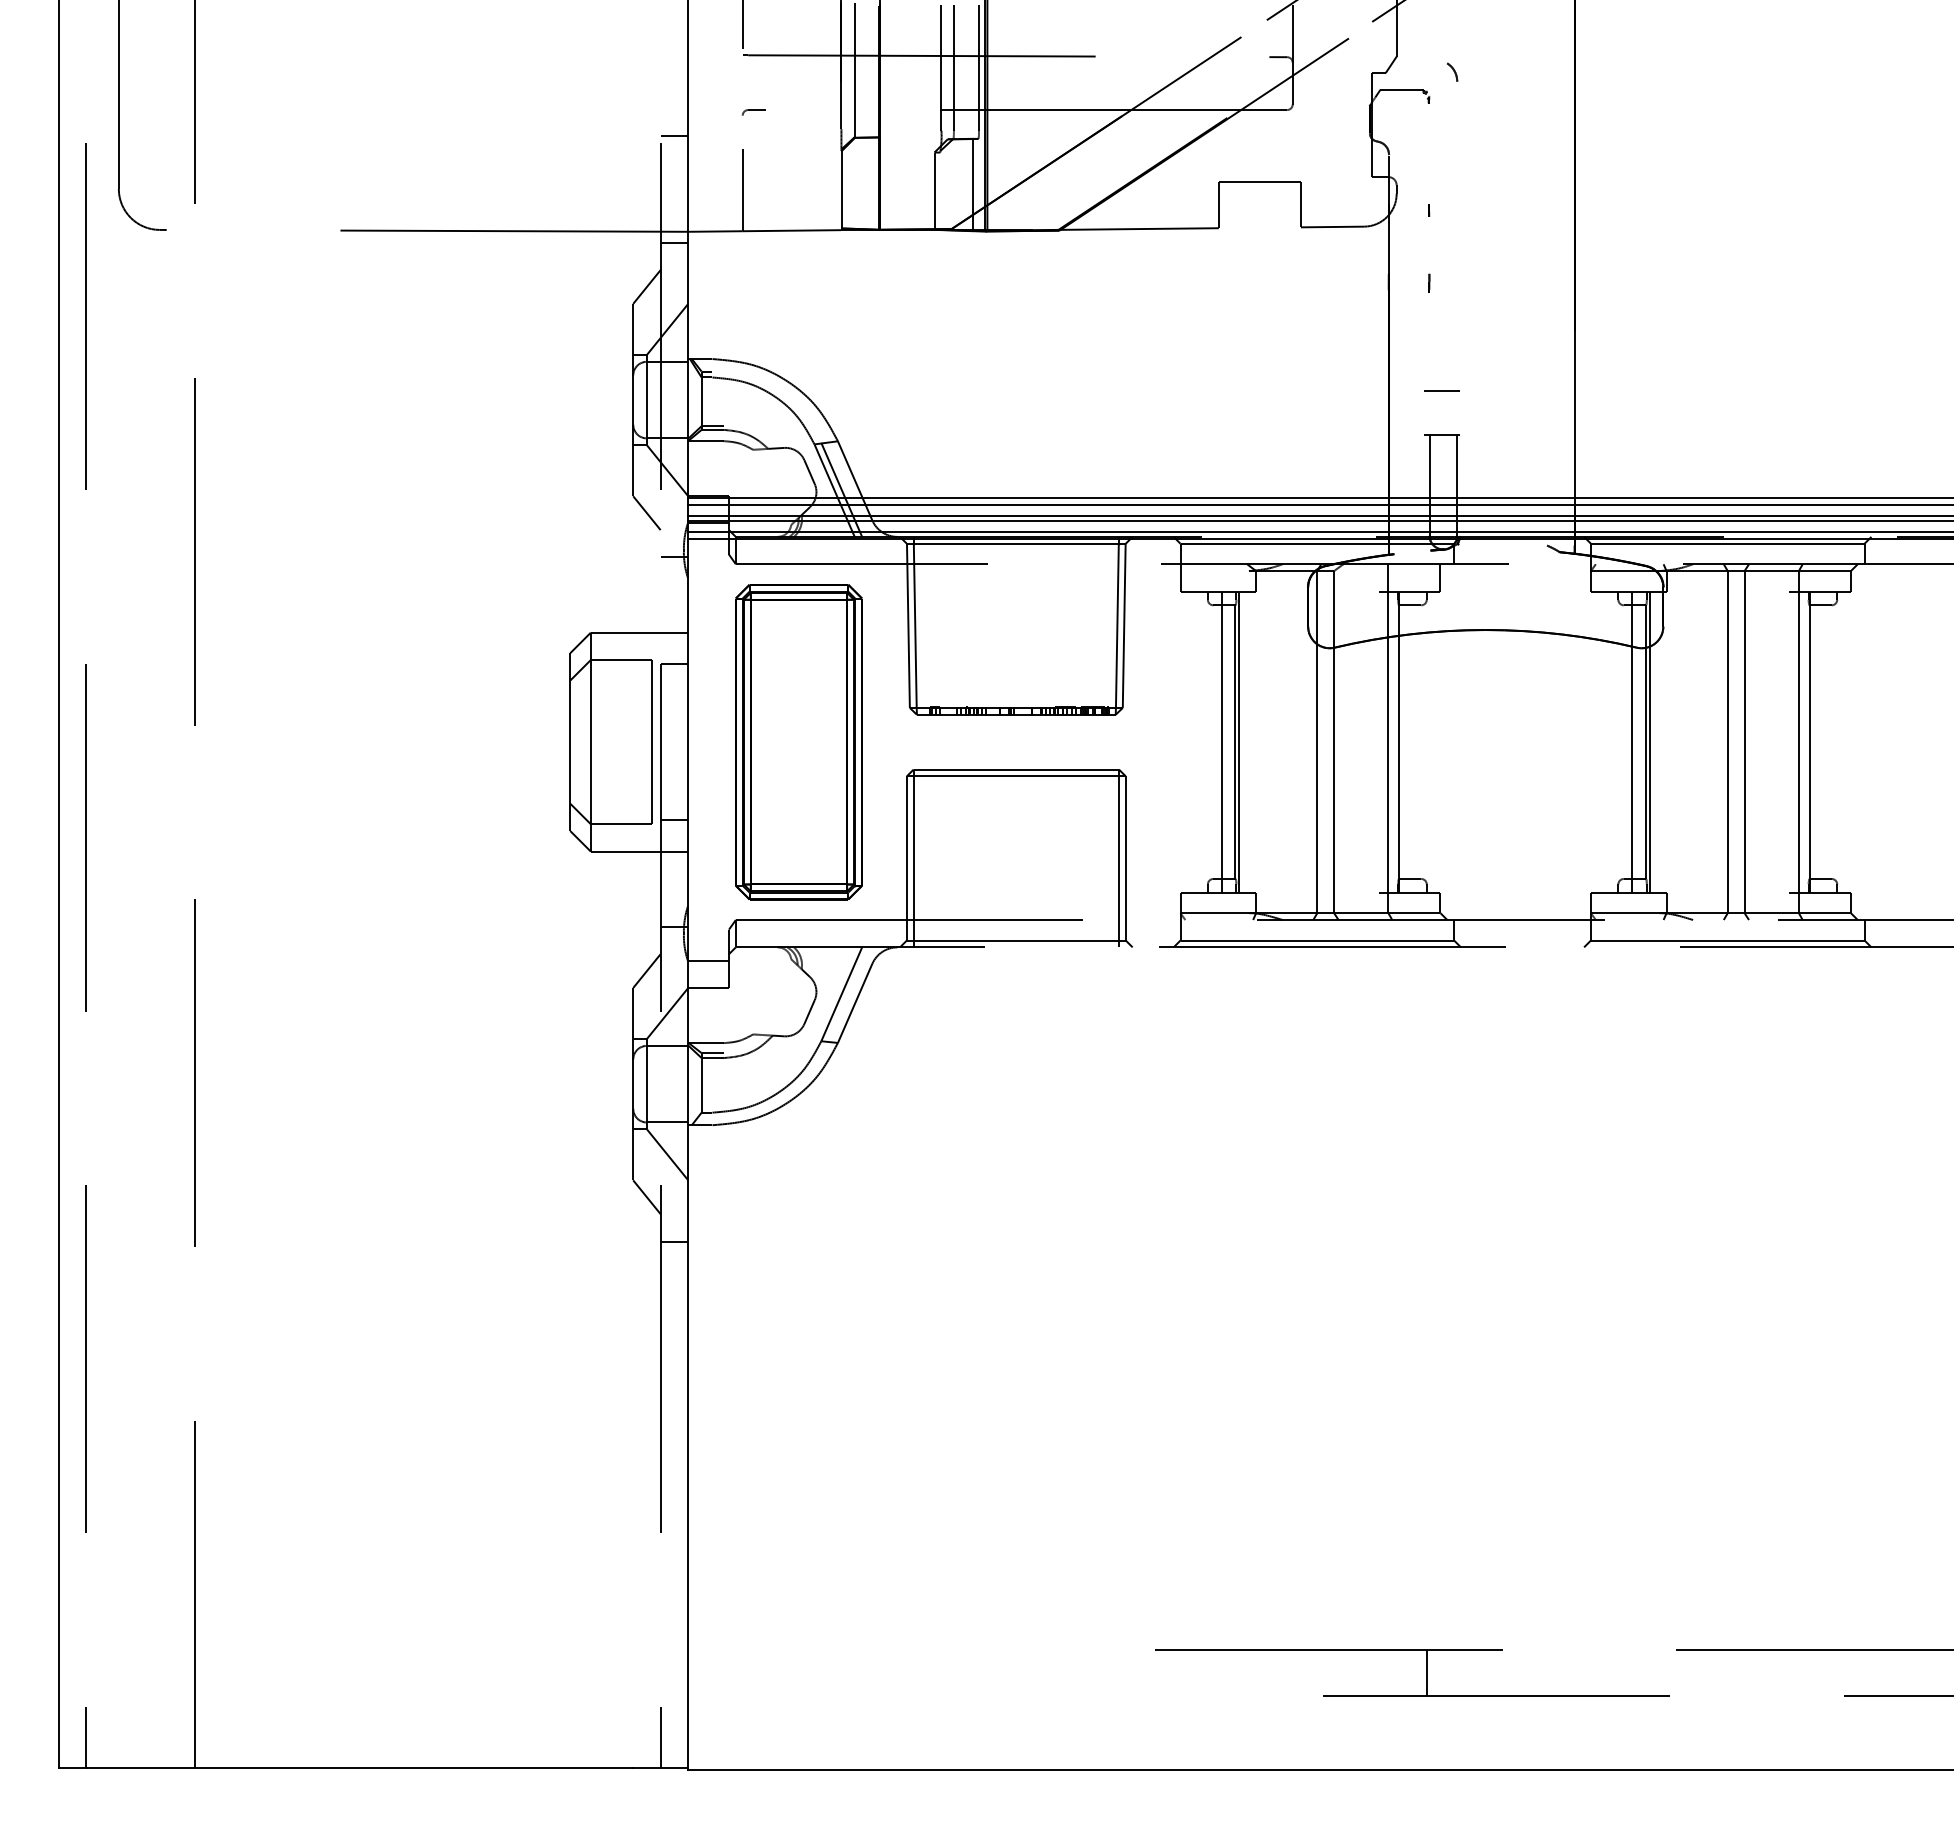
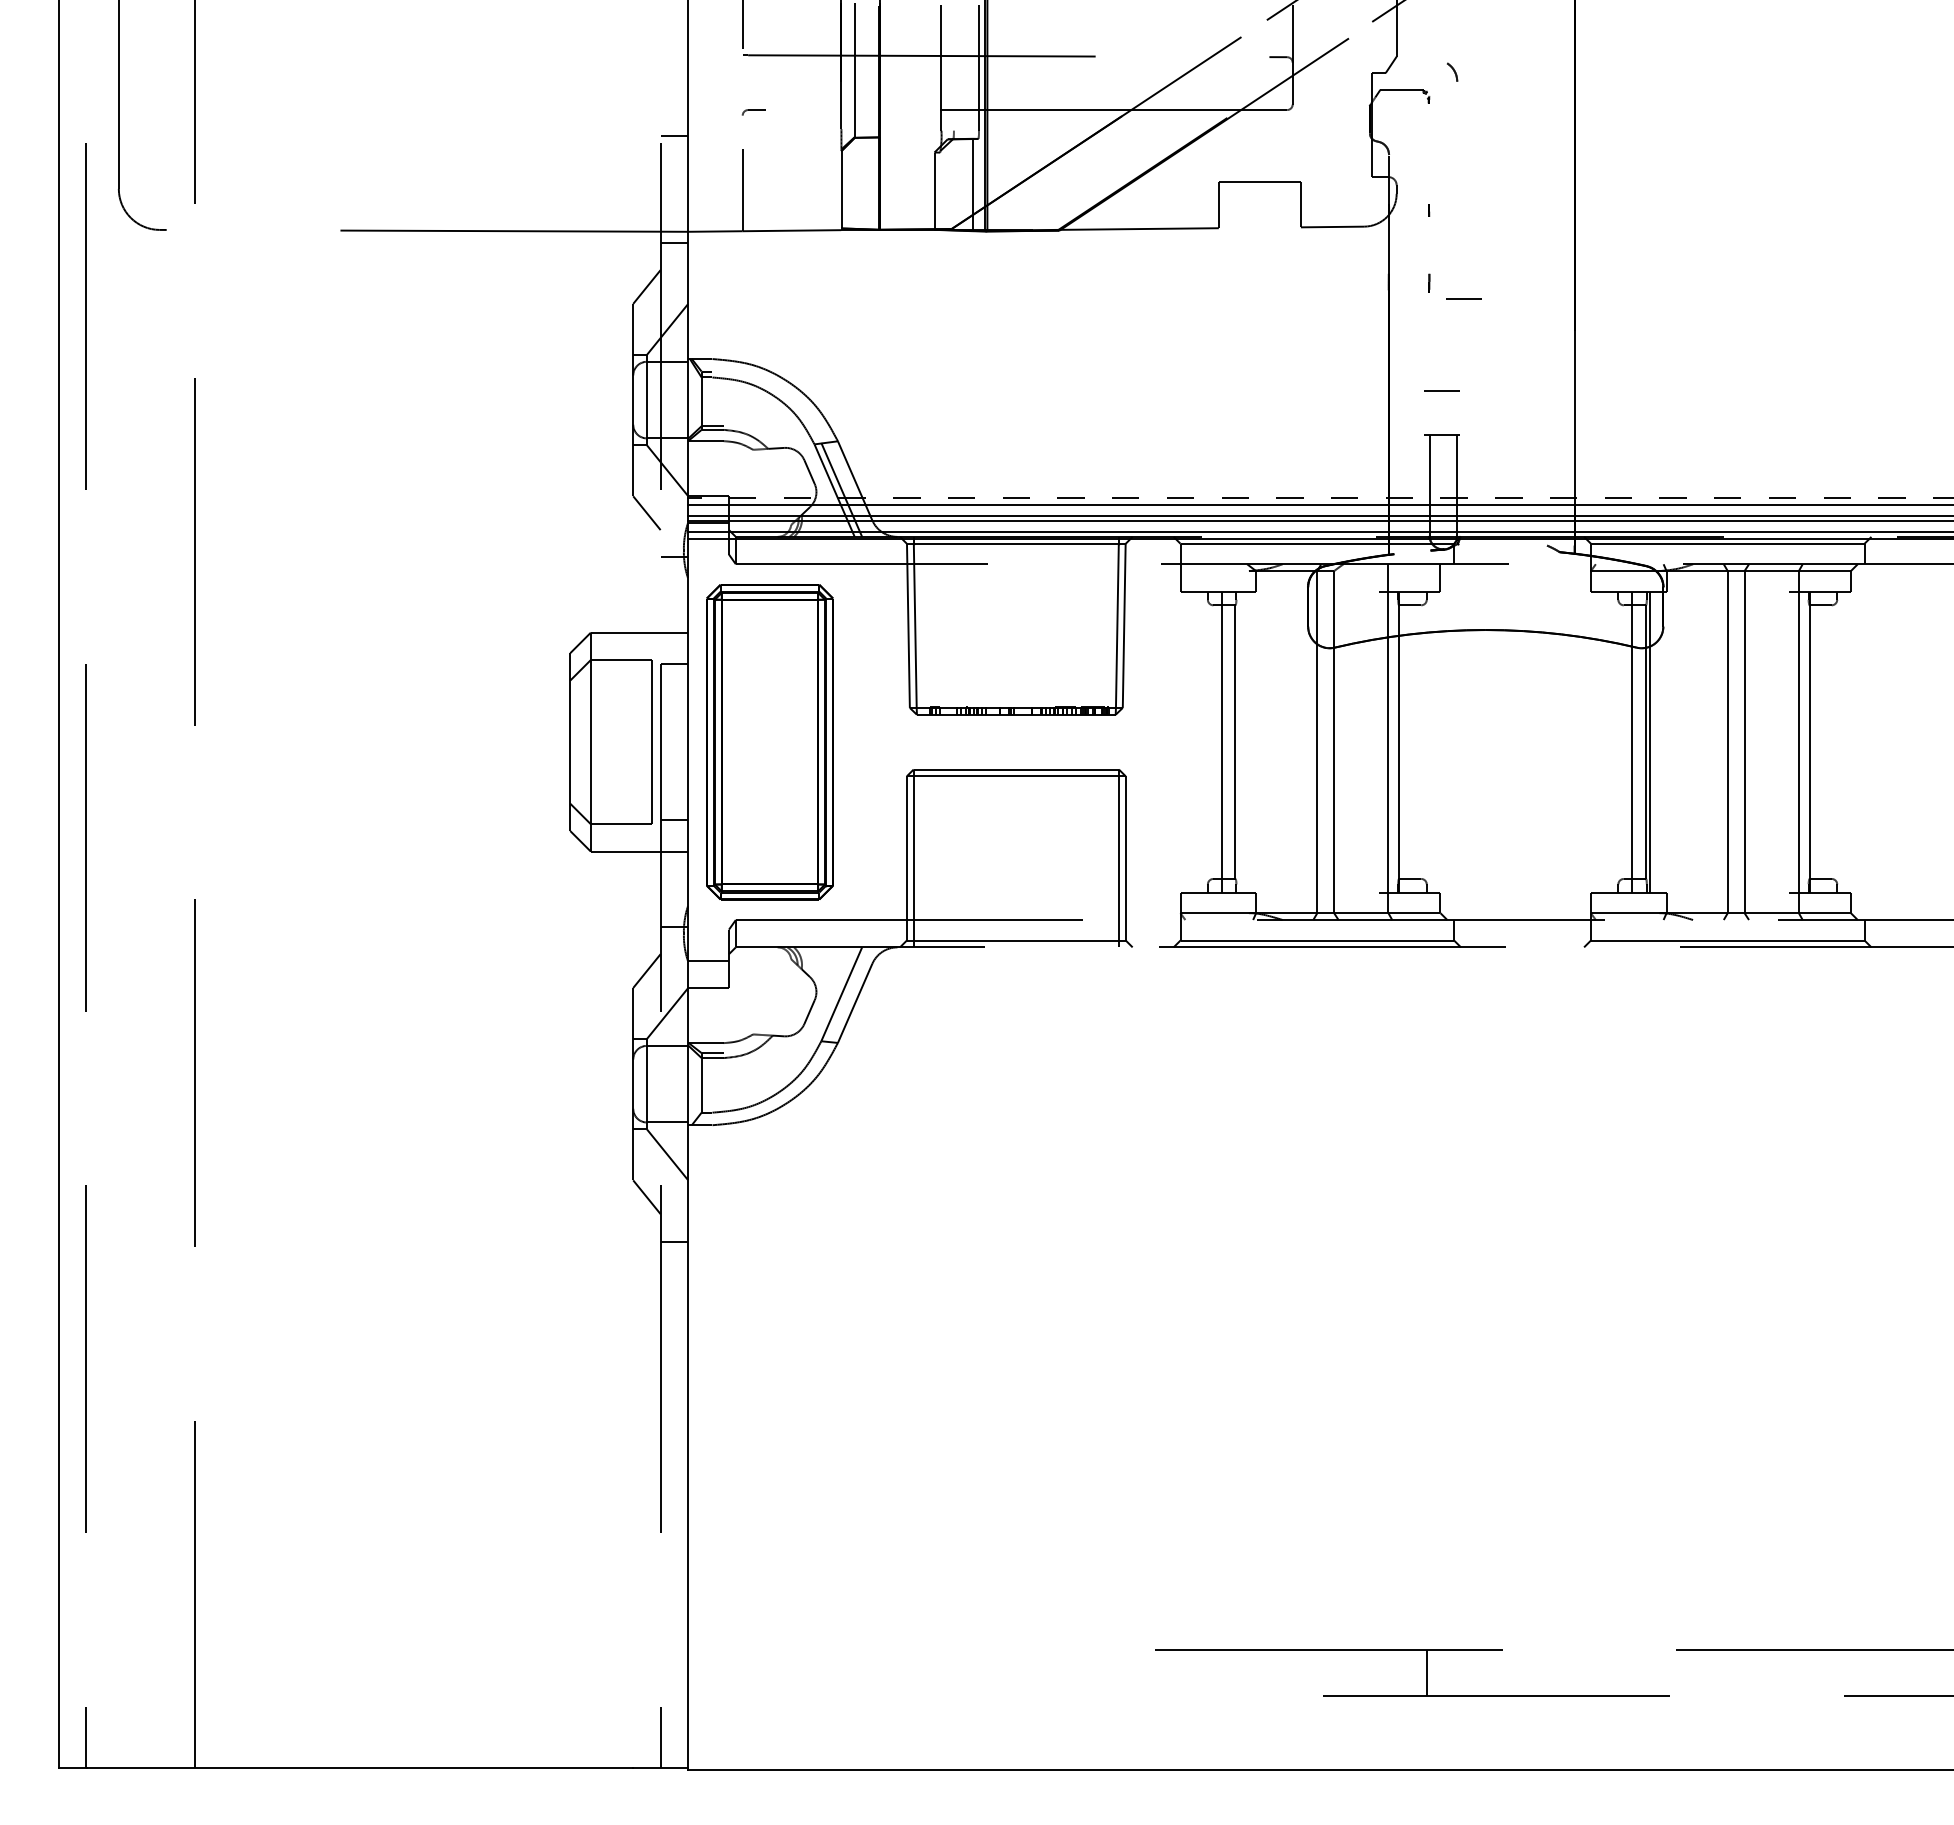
line: present -> none (953, 67)
line: none -> present (1463, 298)
line: solid -> dashed (1320, 497)
line: present -> none (1239, 741)
part position: (798, 742) -> (769, 742) (769, 742)
